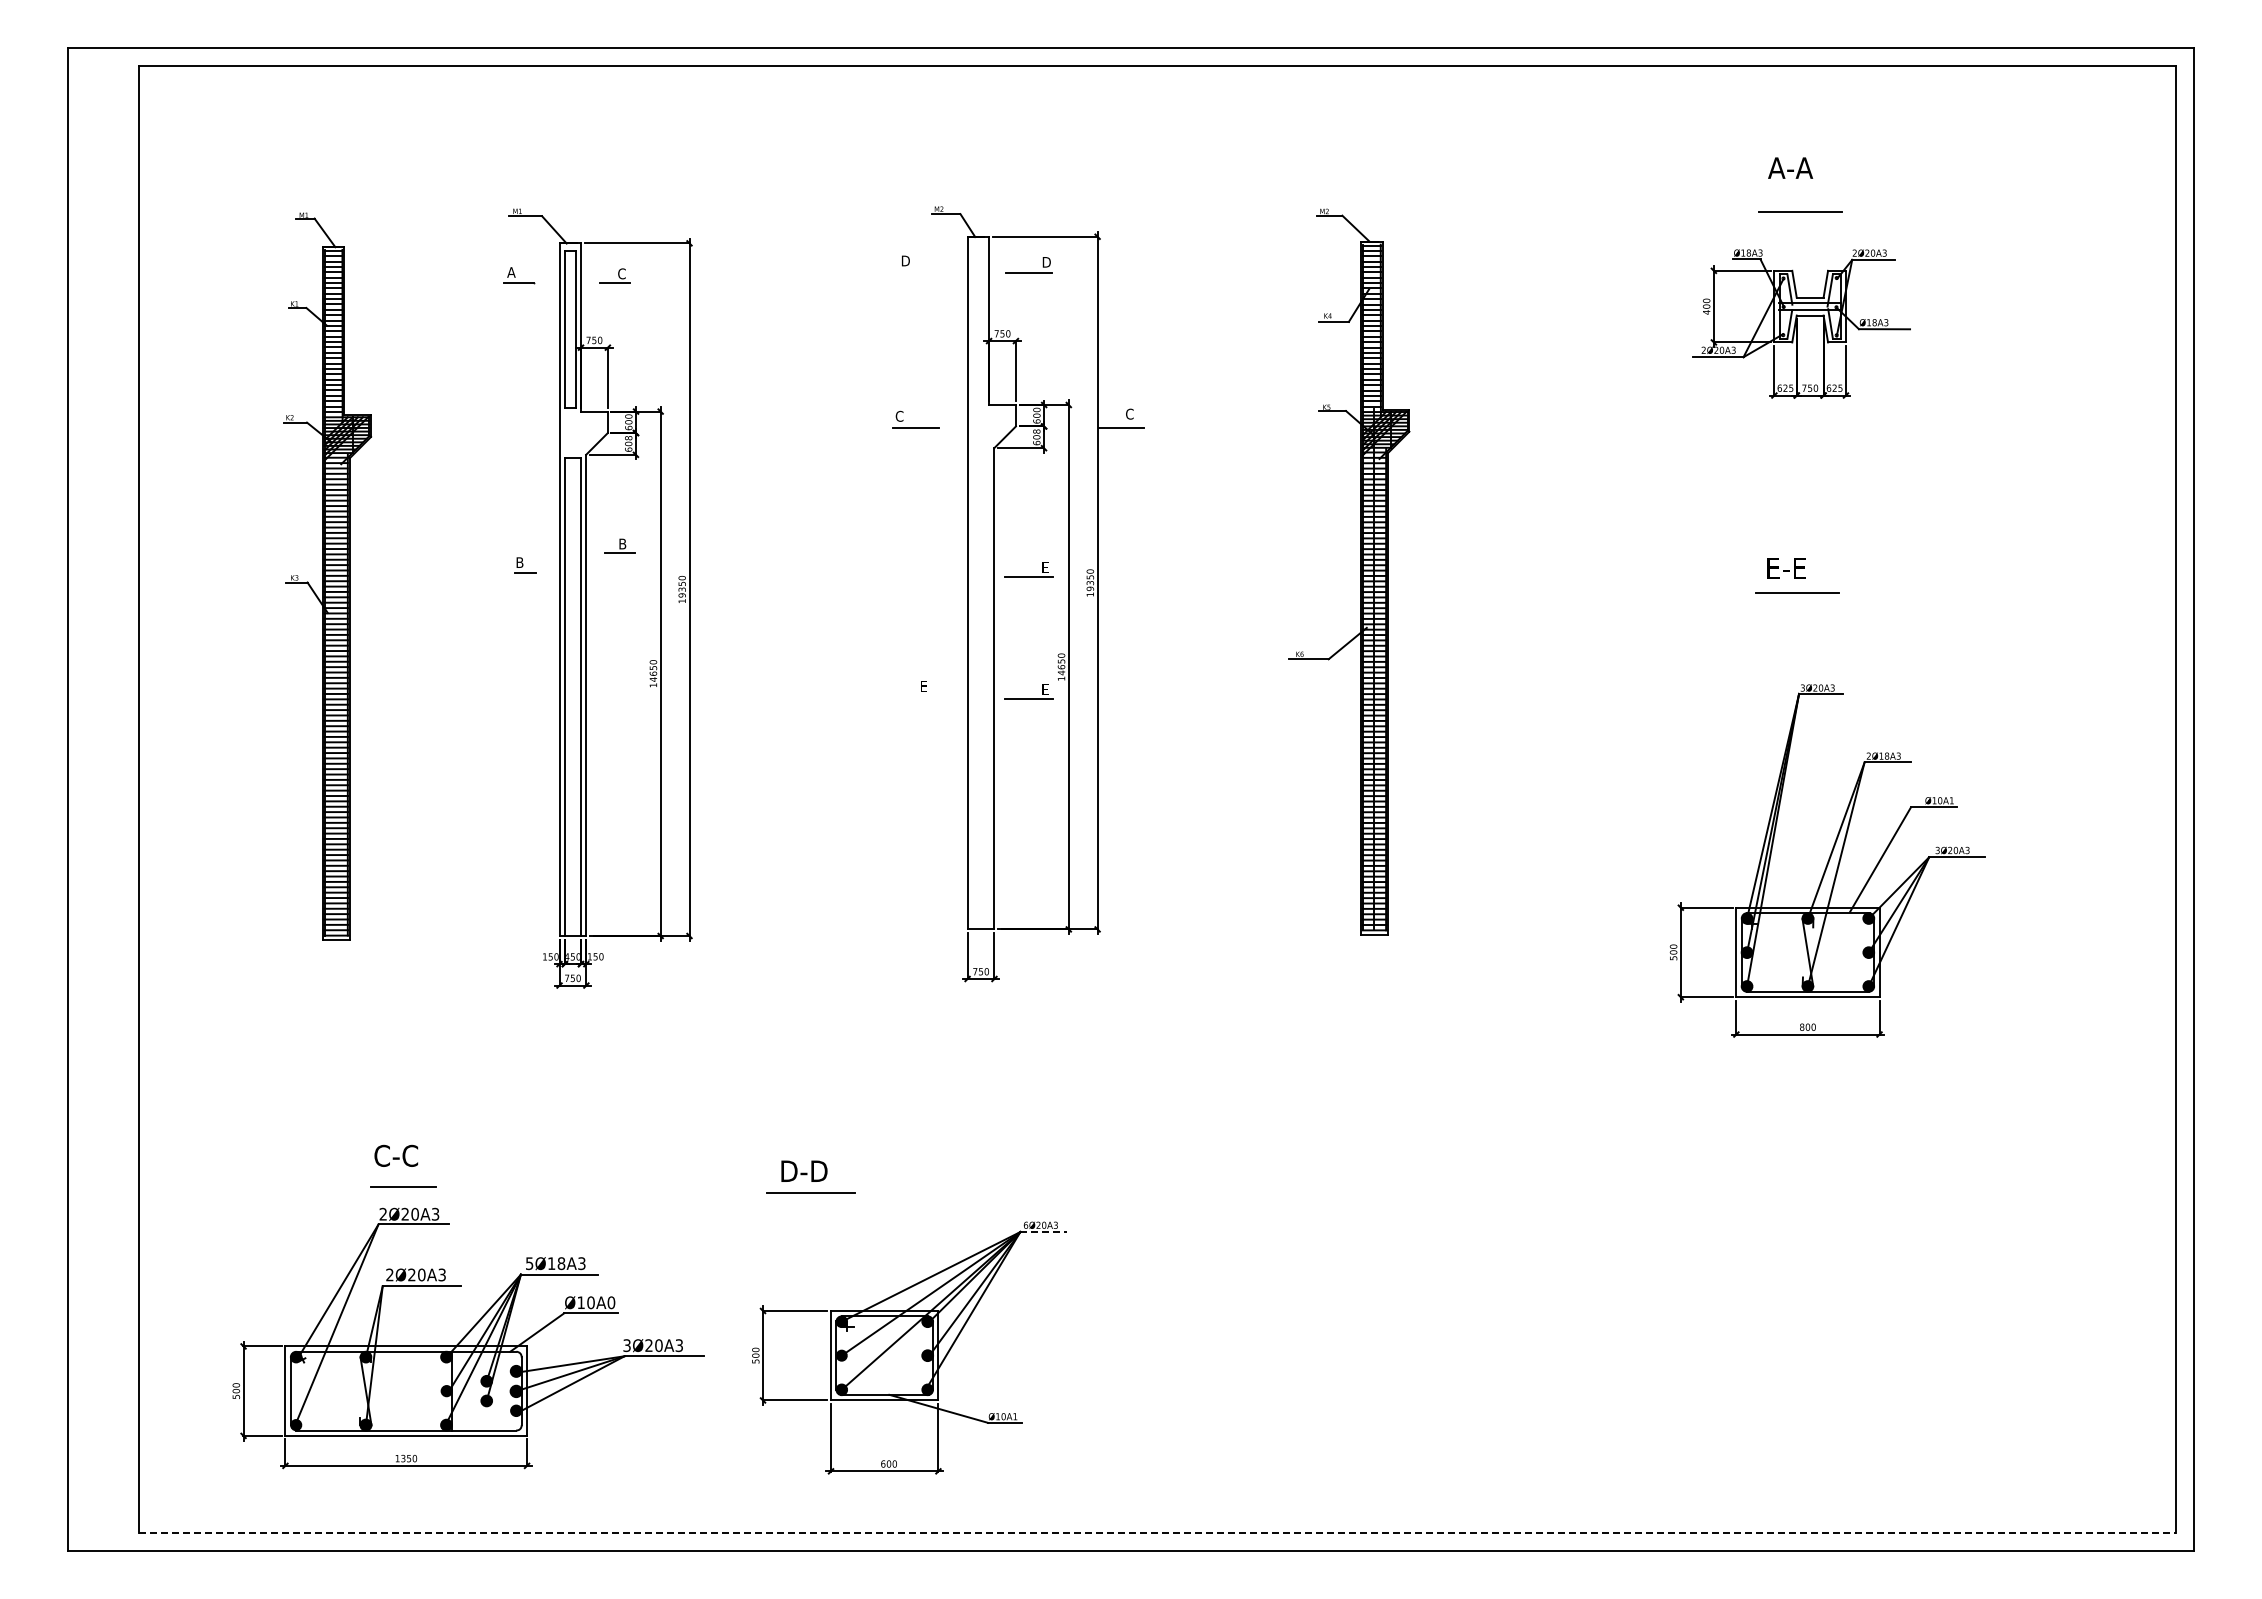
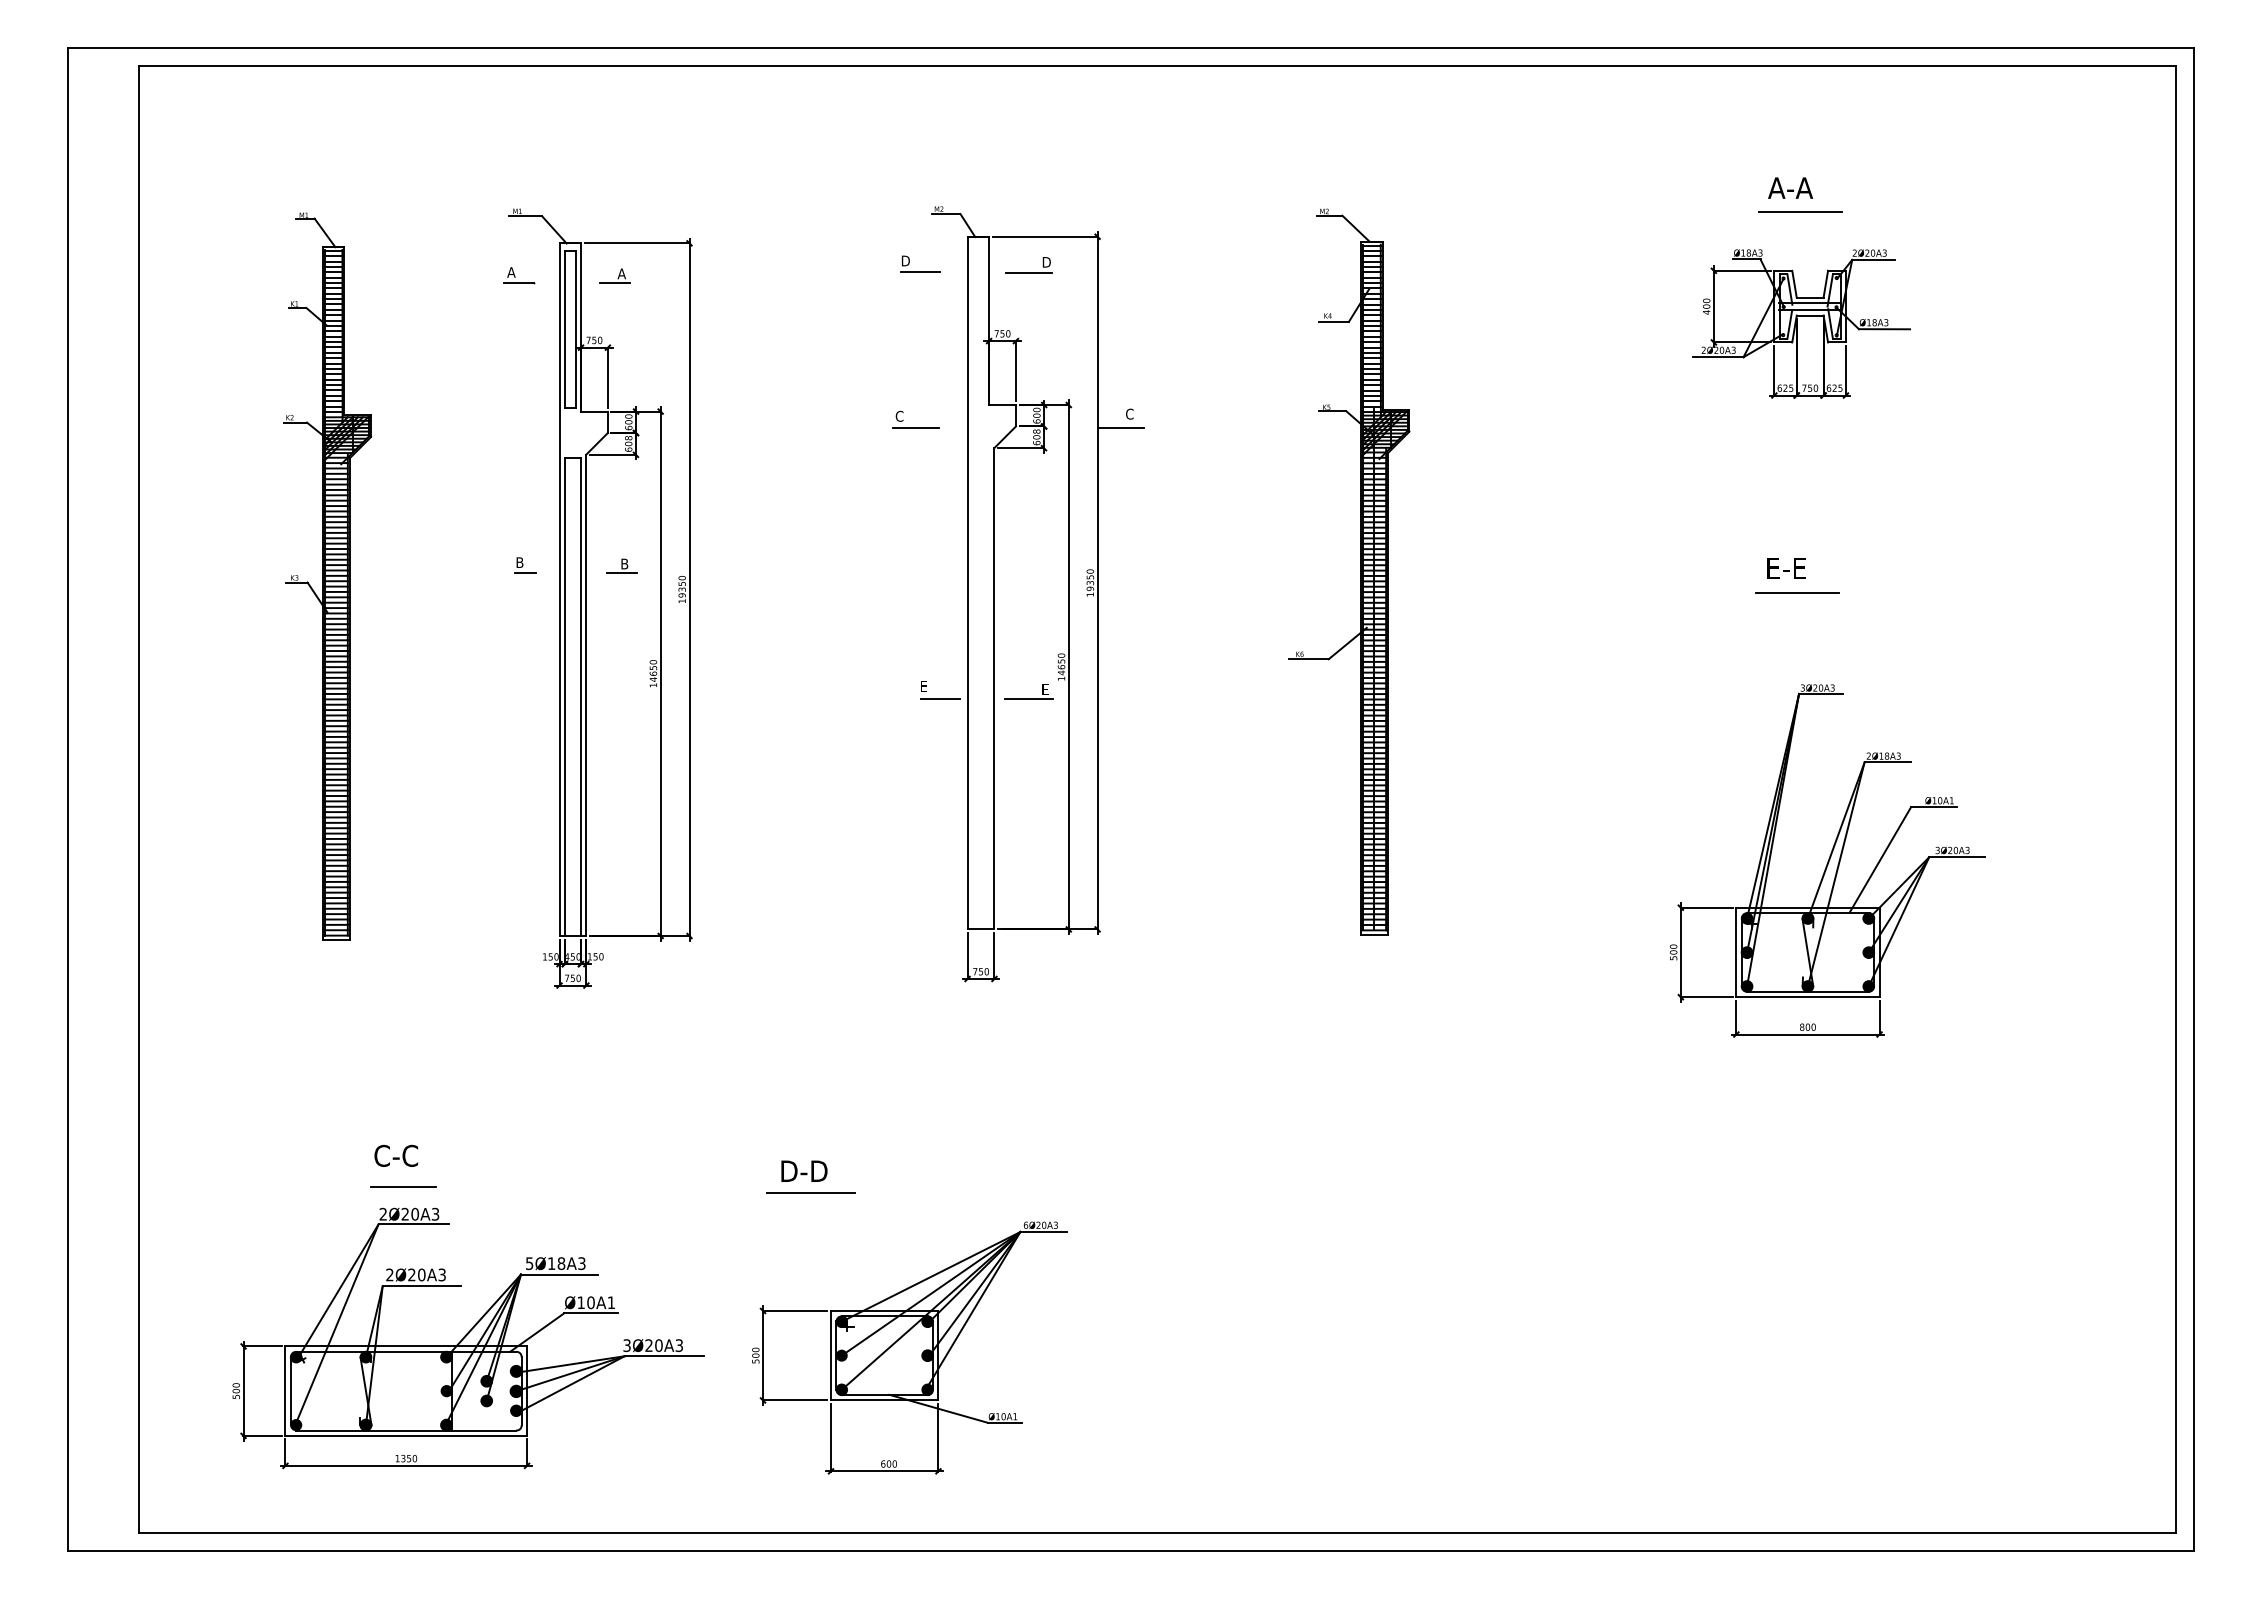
text position: (1790, 167) -> (1790, 187) (1790, 187)
line: none -> present (920, 271)
text: C -> A (621, 273)
part position: (619, 545) -> (621, 565) (621, 565)
part: present -> none (1028, 576)
line: none -> present (940, 698)
line: dashed -> solid (1043, 1232)
text: Ø10A0 -> Ø10A1 (611, 1302)
line: dashed -> solid (1158, 1533)
